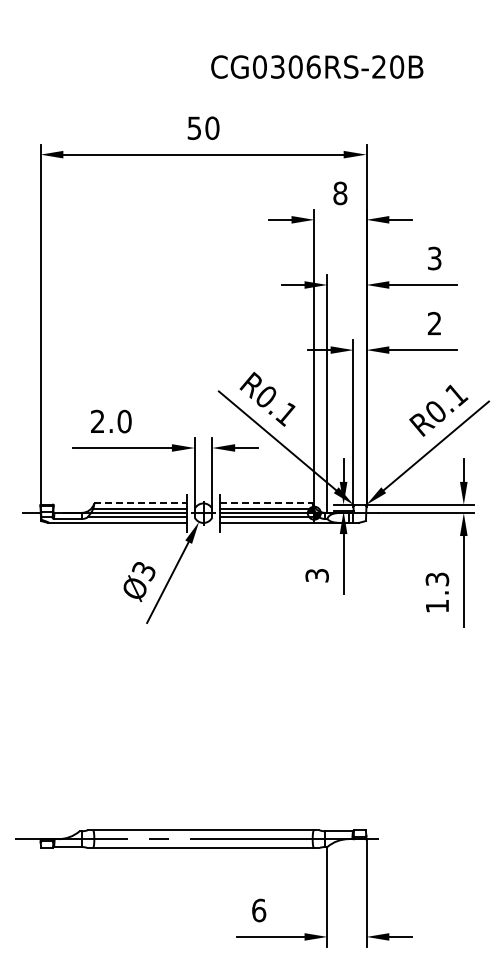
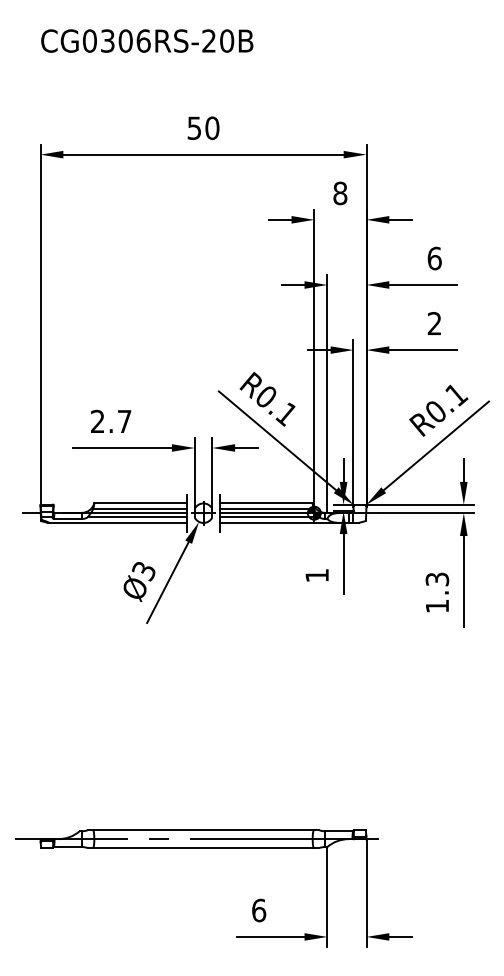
text position: (317, 66) -> (147, 40) (147, 40)
text: 3 -> 6 (434, 258)
text: 2.0 -> 2.7 (124, 421)
line: dashed -> solid (141, 503)
line: dashed -> solid (266, 503)
text: 3 -> 1 (316, 575)
